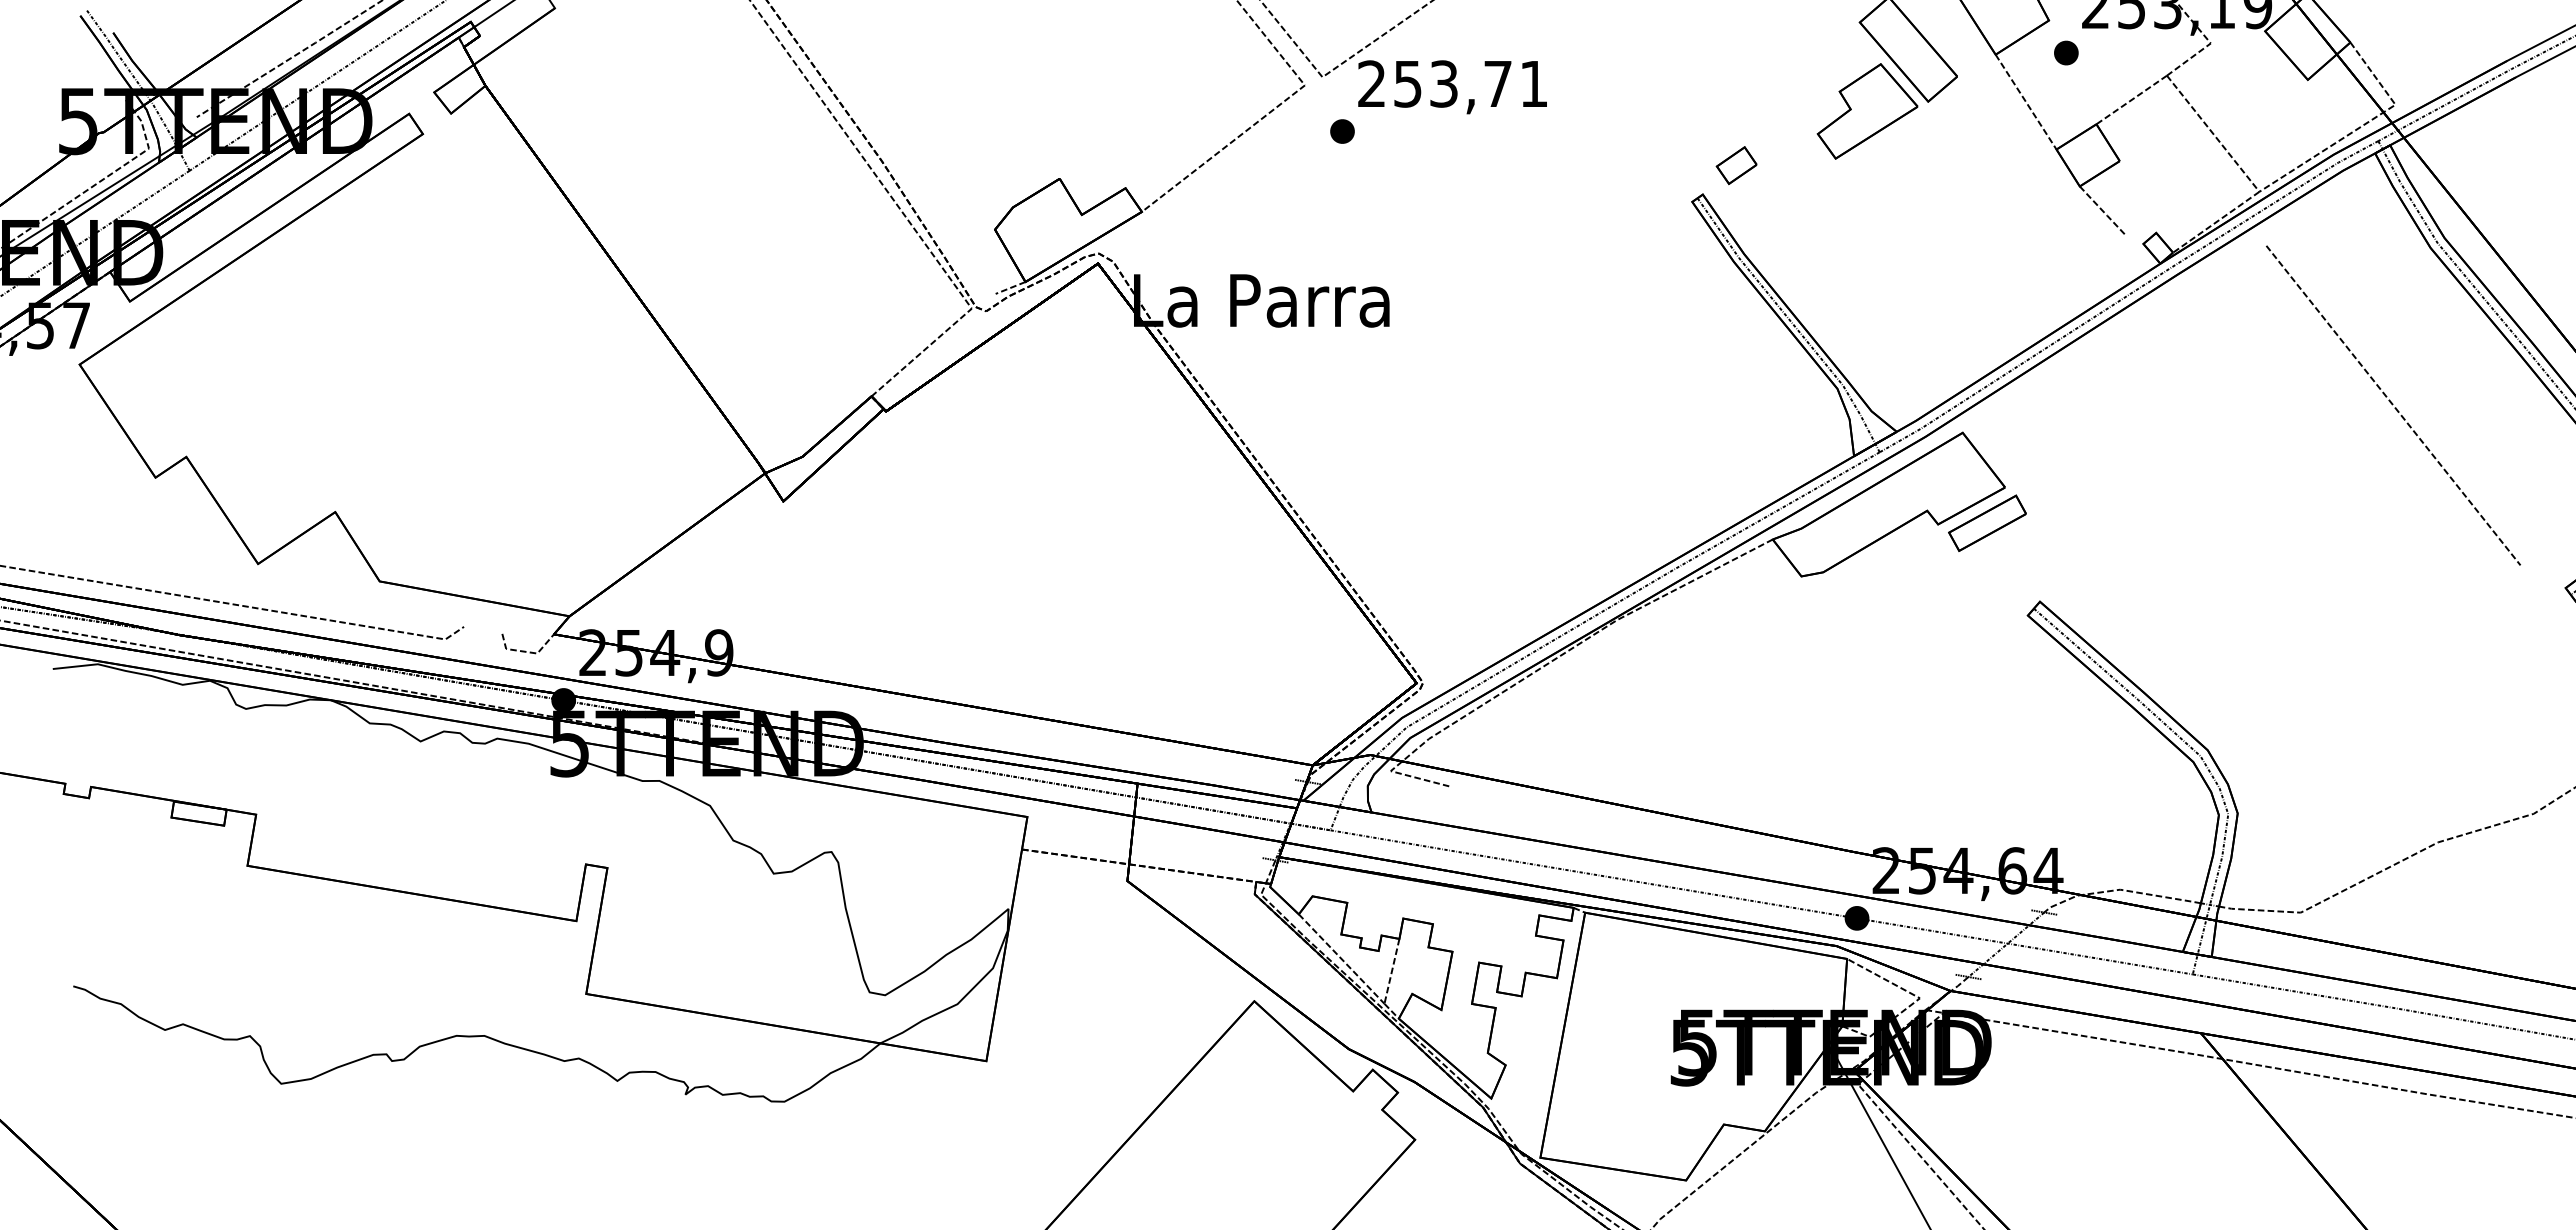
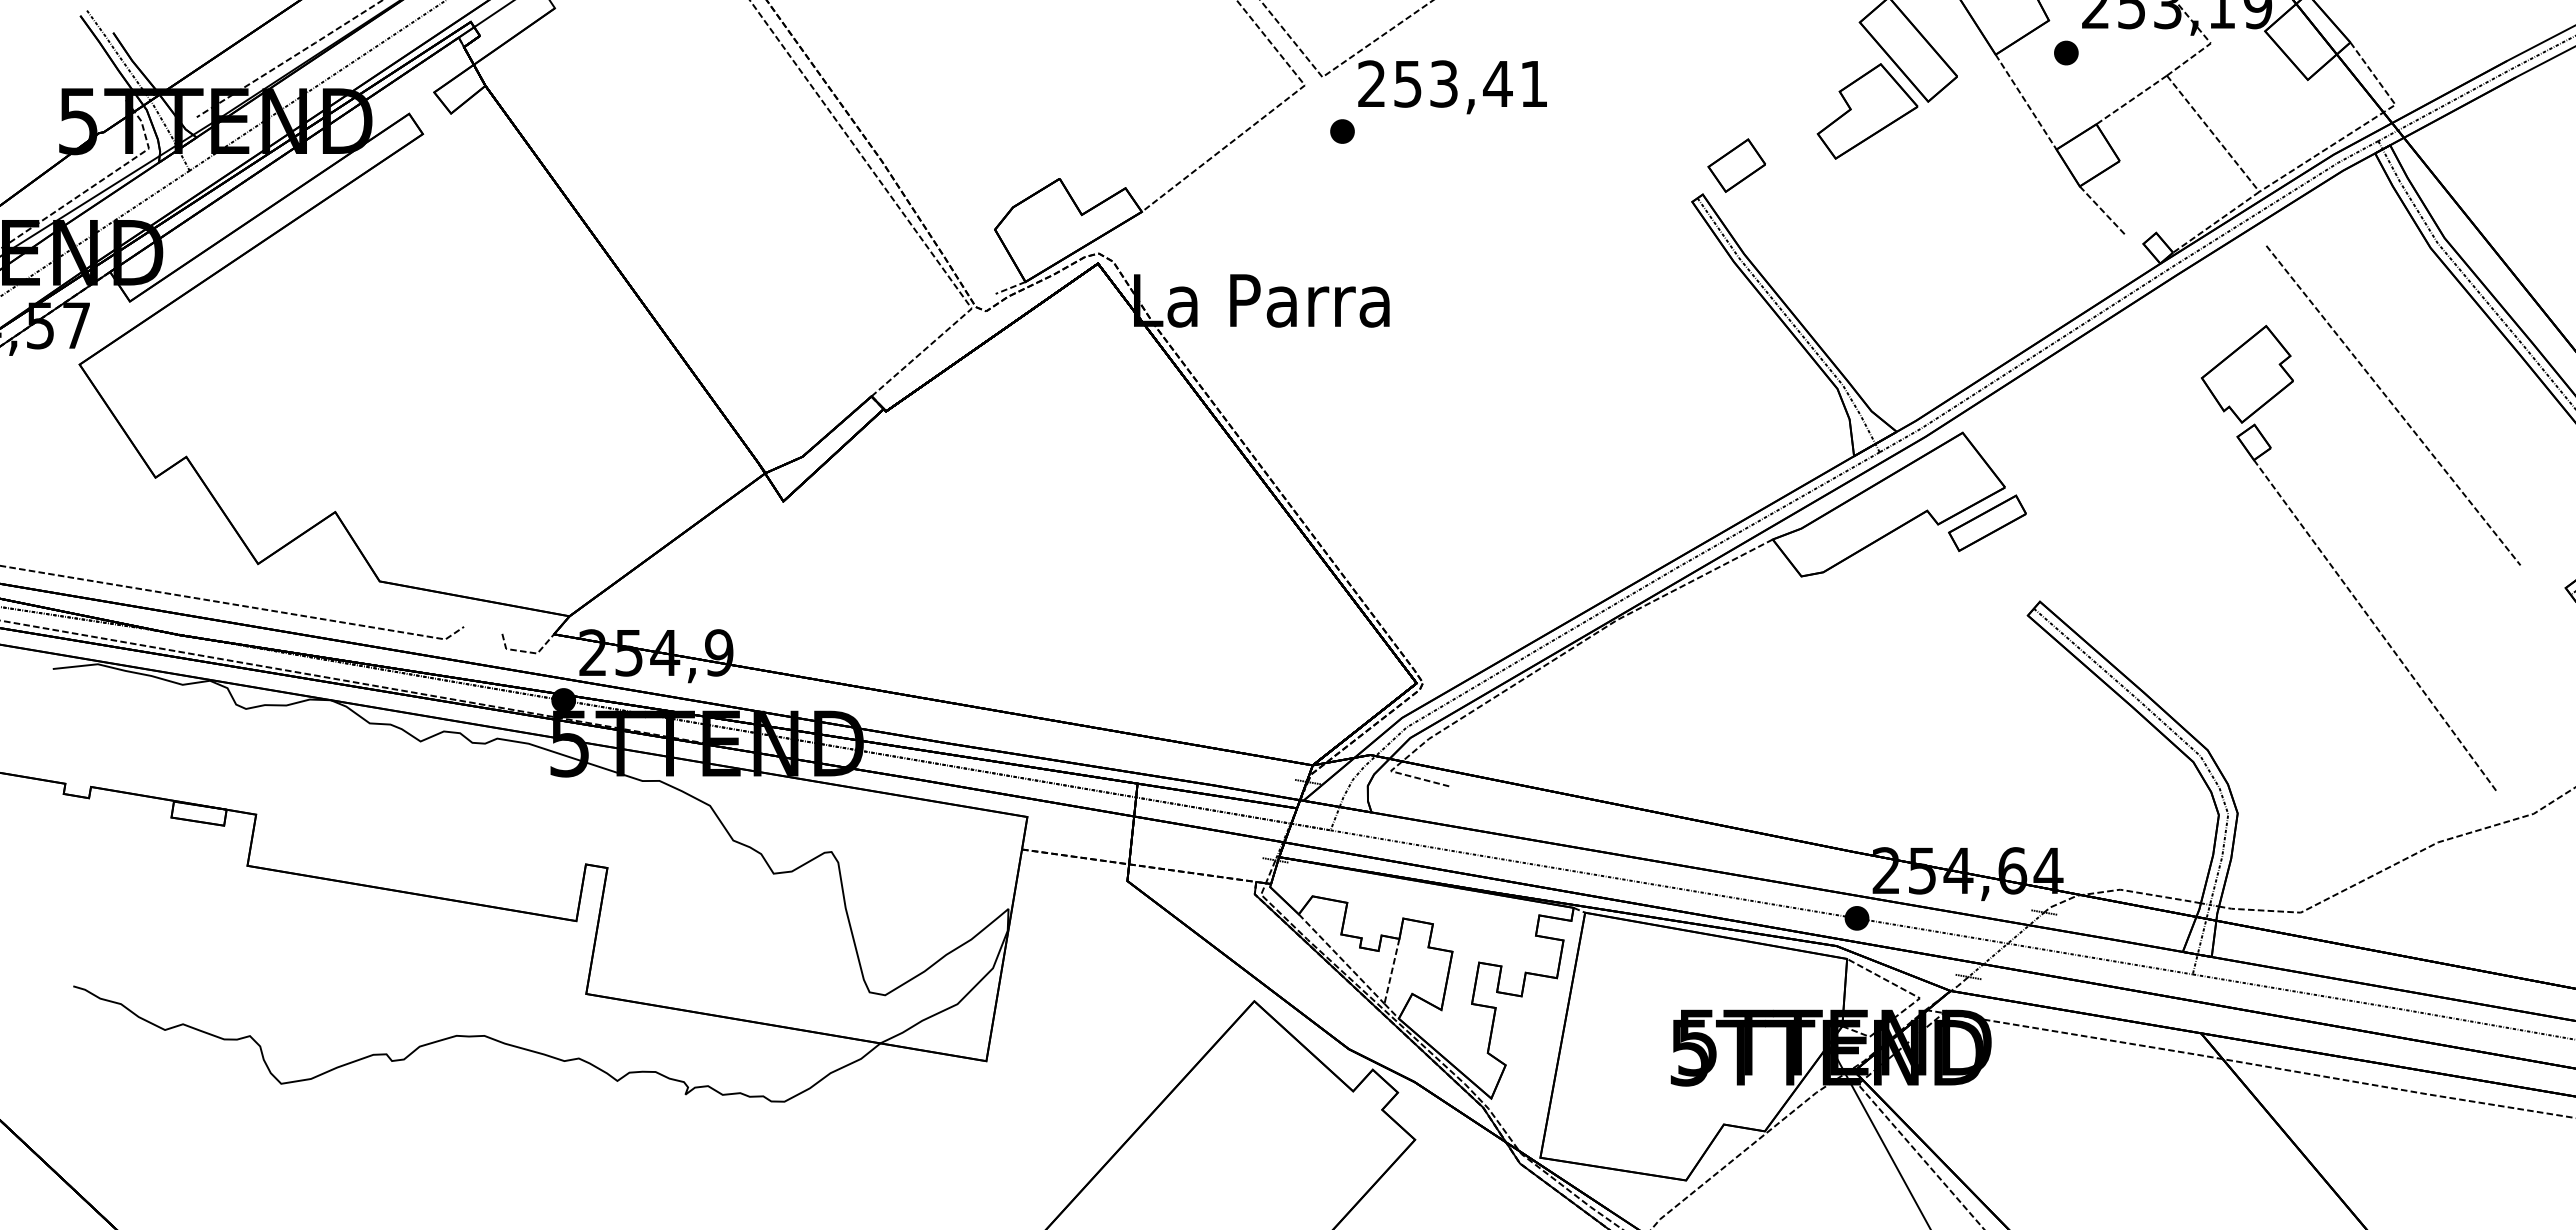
text: 253,71 -> 253,41 (1497, 83)
part size: 43x40 px -> 59x55 px (1736, 165)
part: none -> present (2333, 566)
